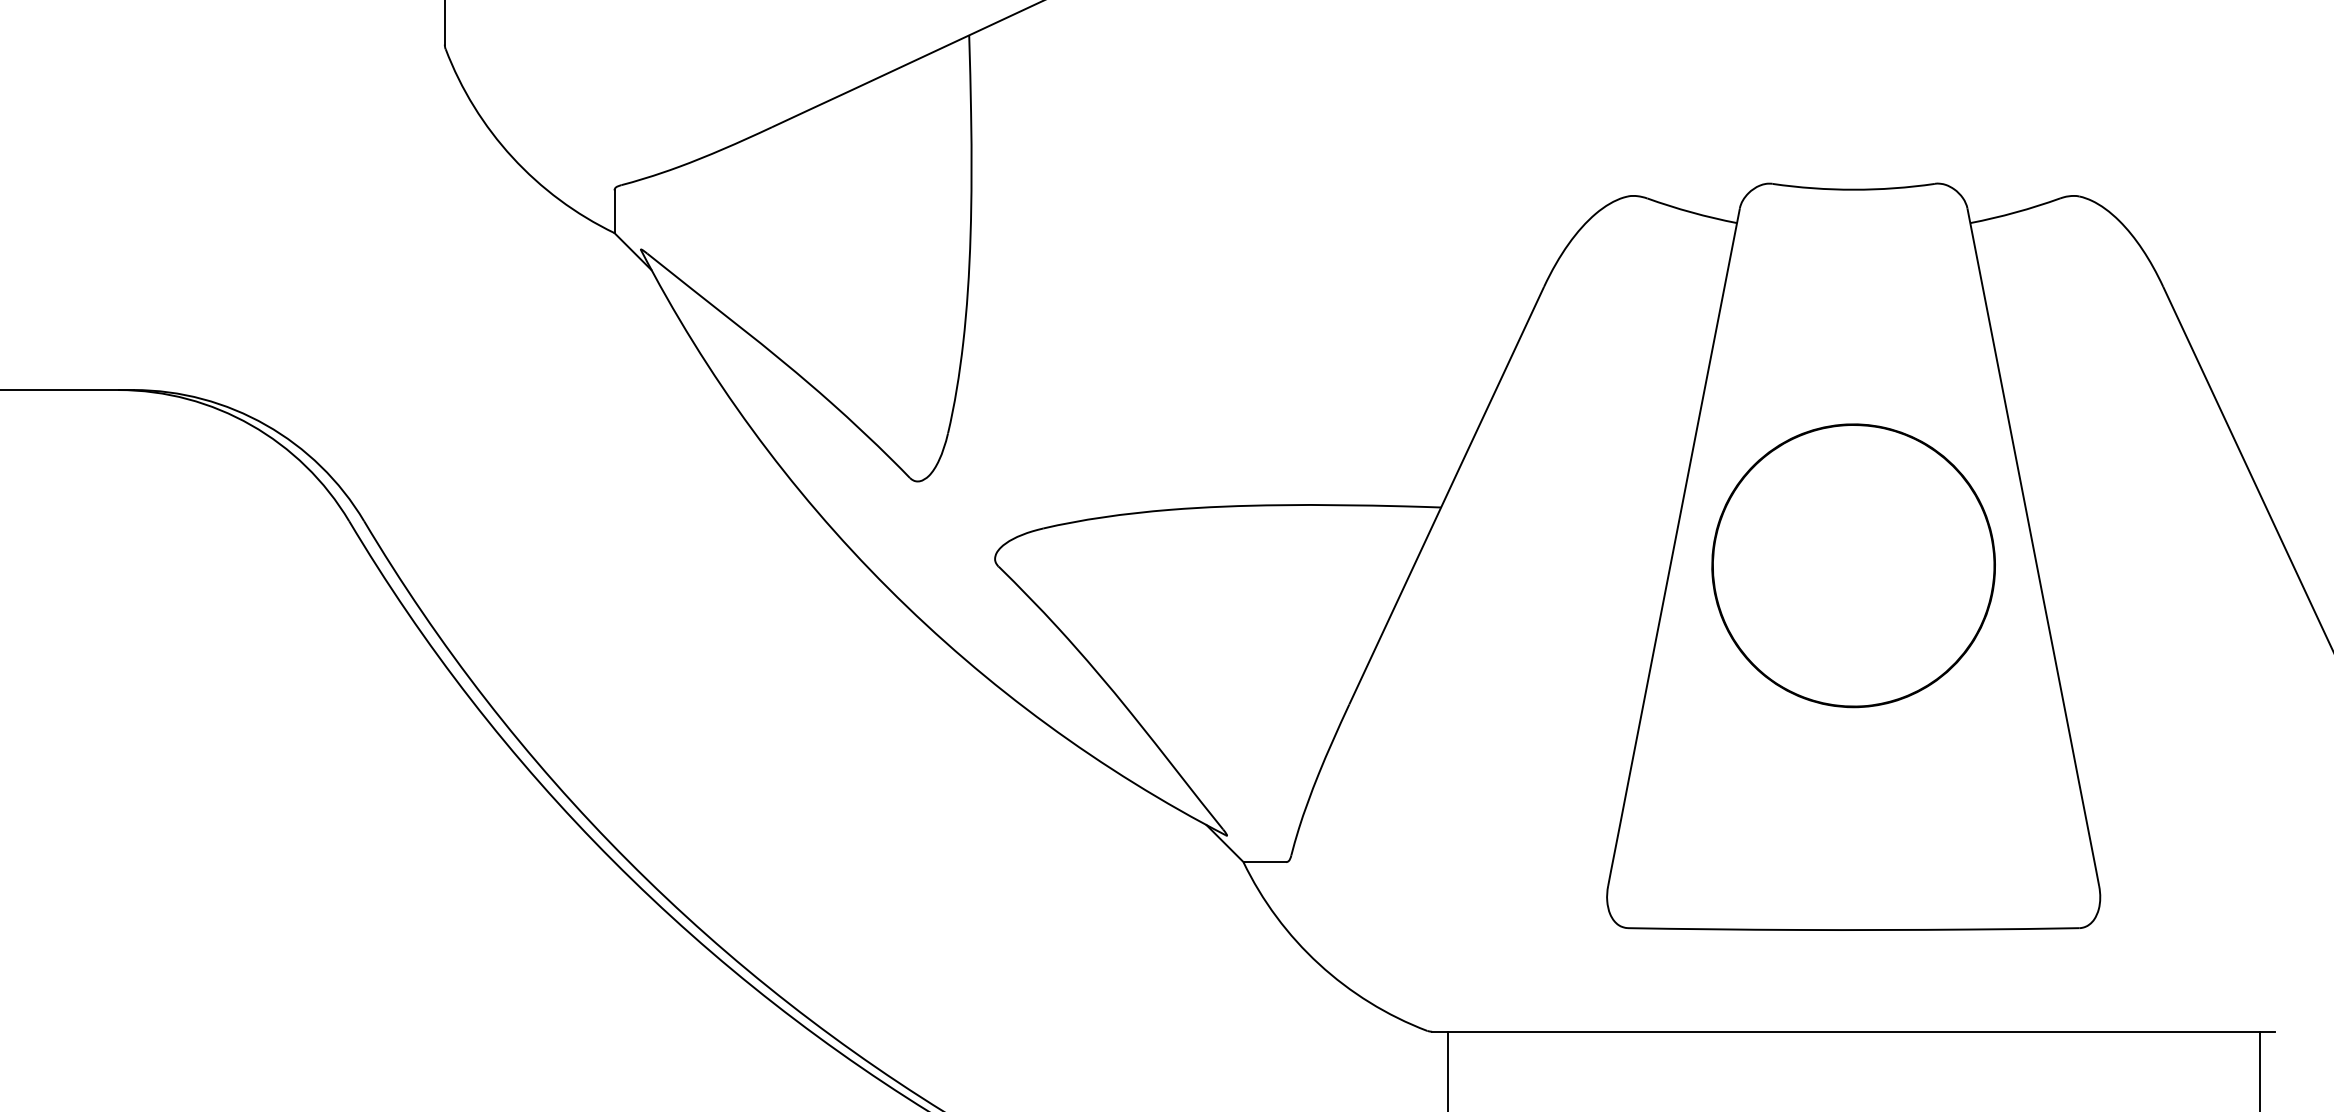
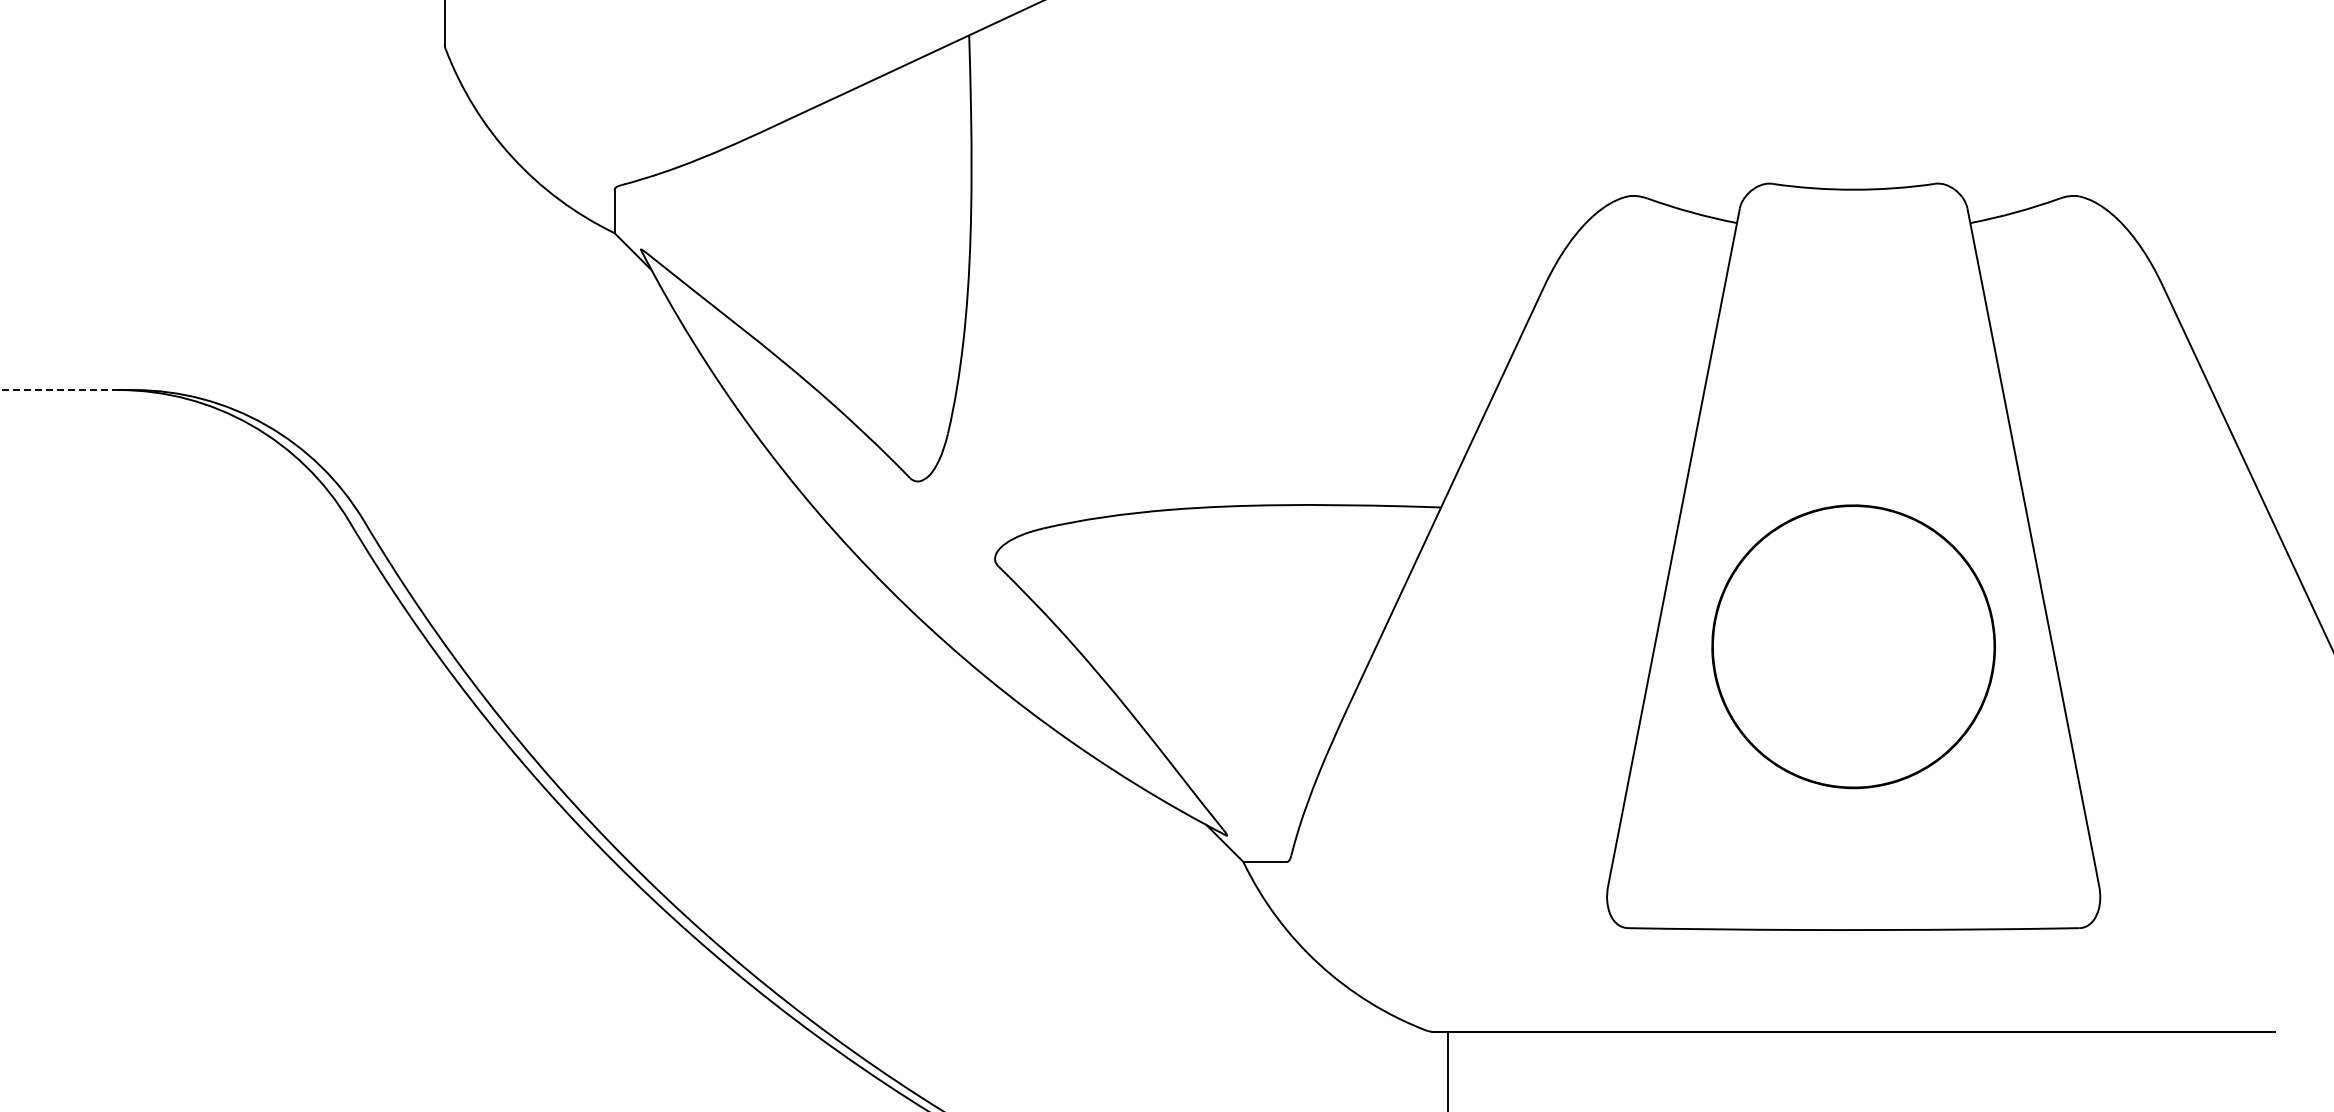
line: solid -> dashed (59, 390)
part position: (1853, 565) -> (1853, 646) (1853, 646)
line: present -> none (2259, 1069)
